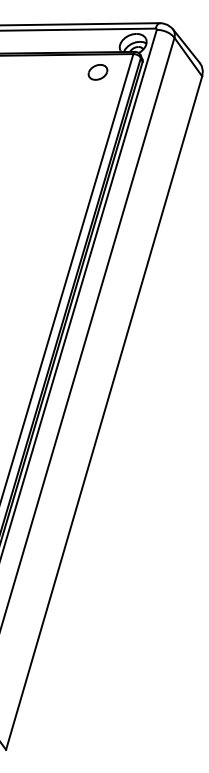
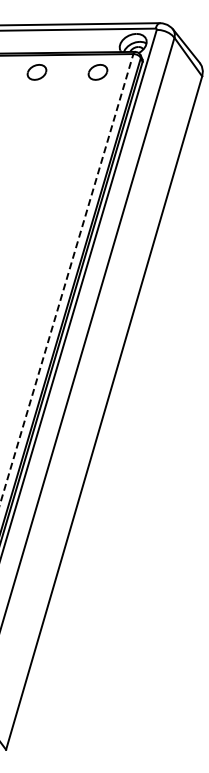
part: none -> present (36, 72)
line: solid -> dashed (66, 279)
